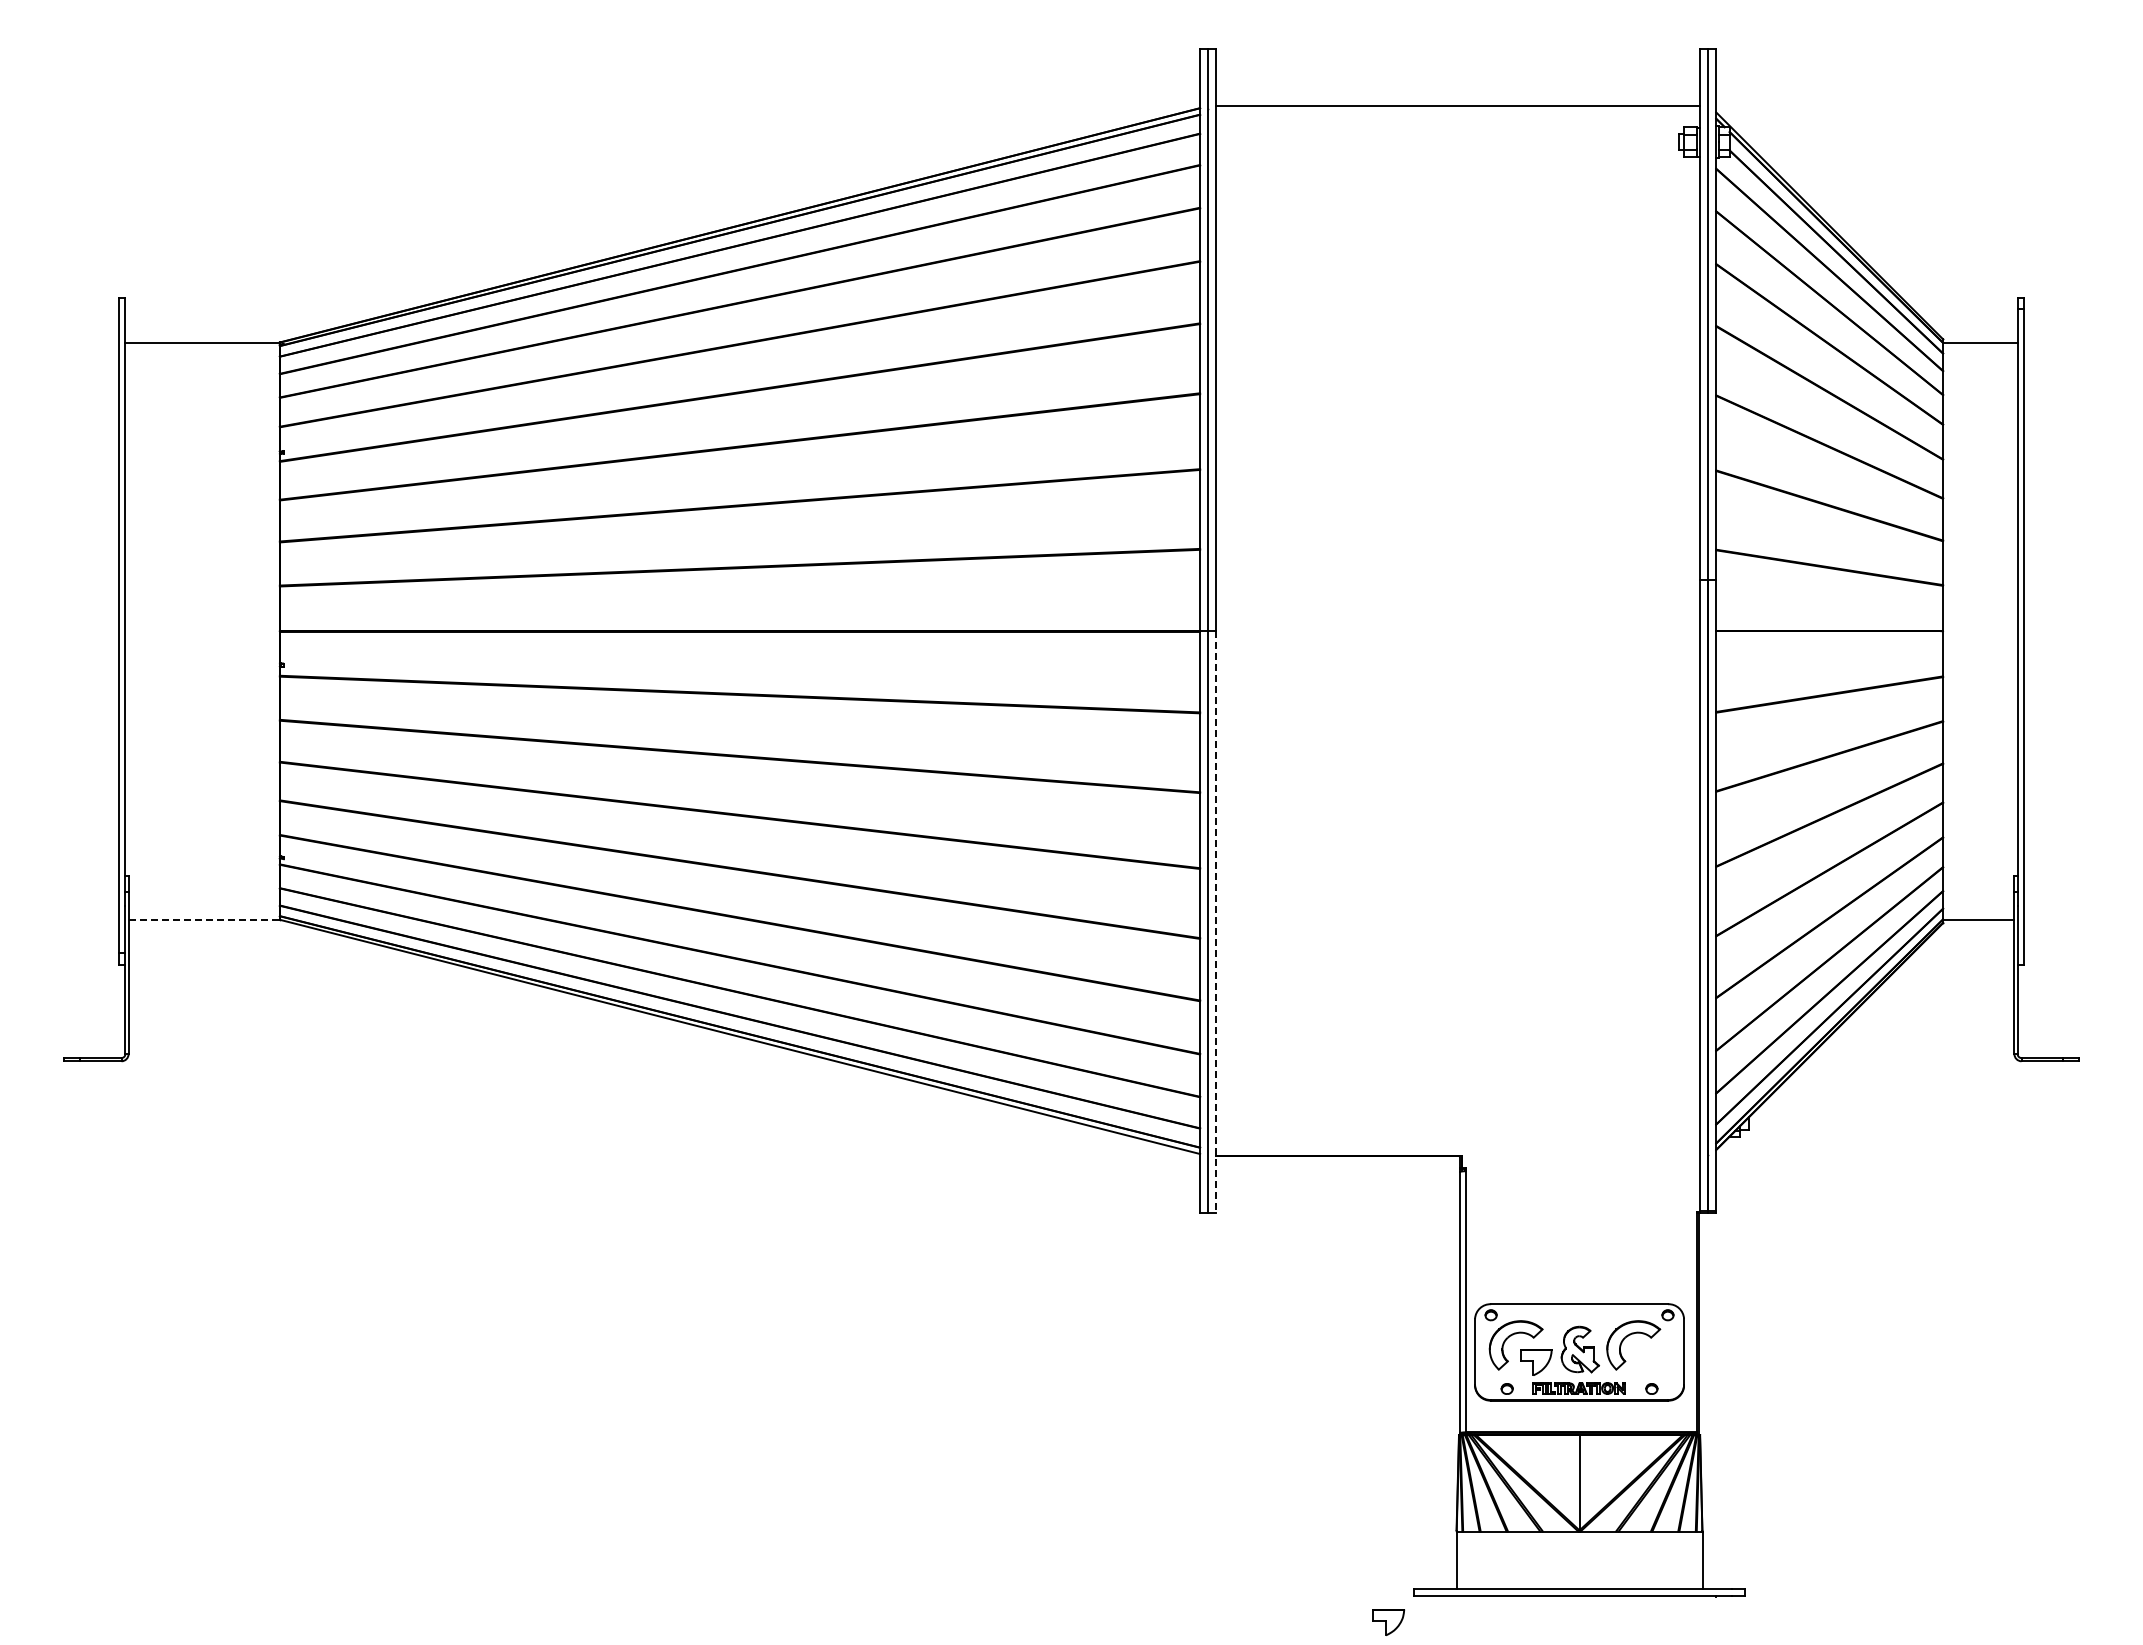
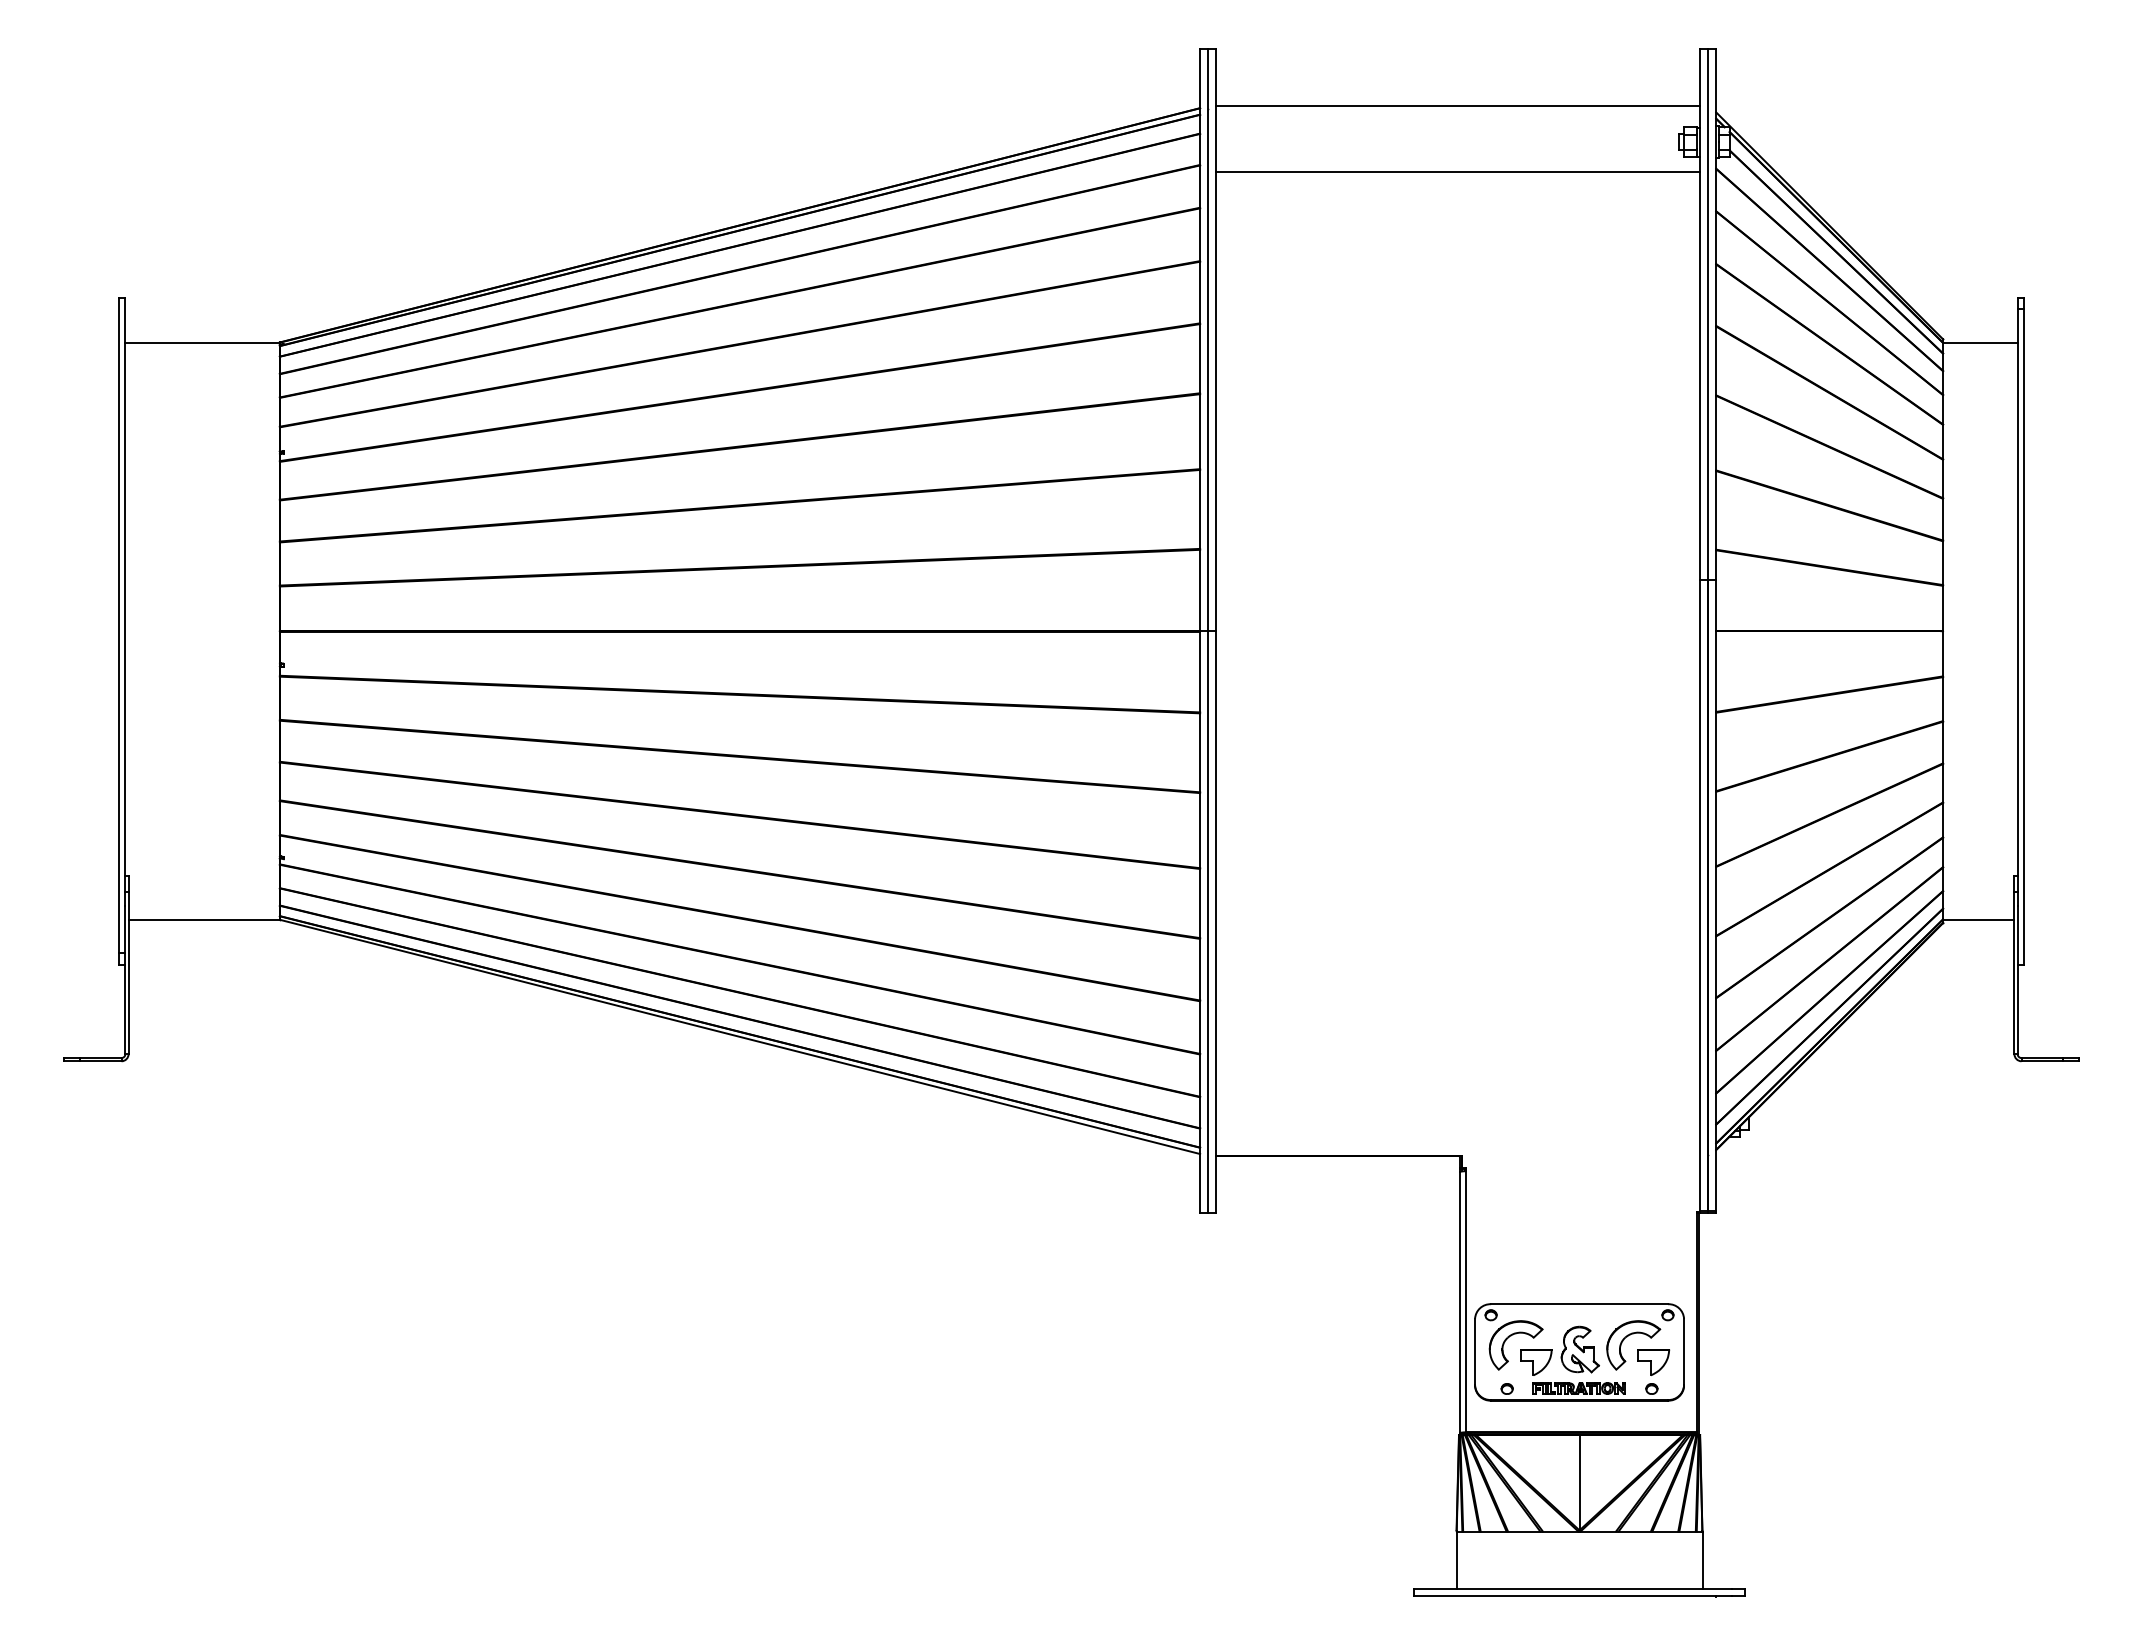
line: none -> present (1458, 172)
line: dashed -> solid (204, 919)
line: dashed -> solid (1216, 922)
part position: (1388, 1622) -> (1653, 1362) (1653, 1362)
